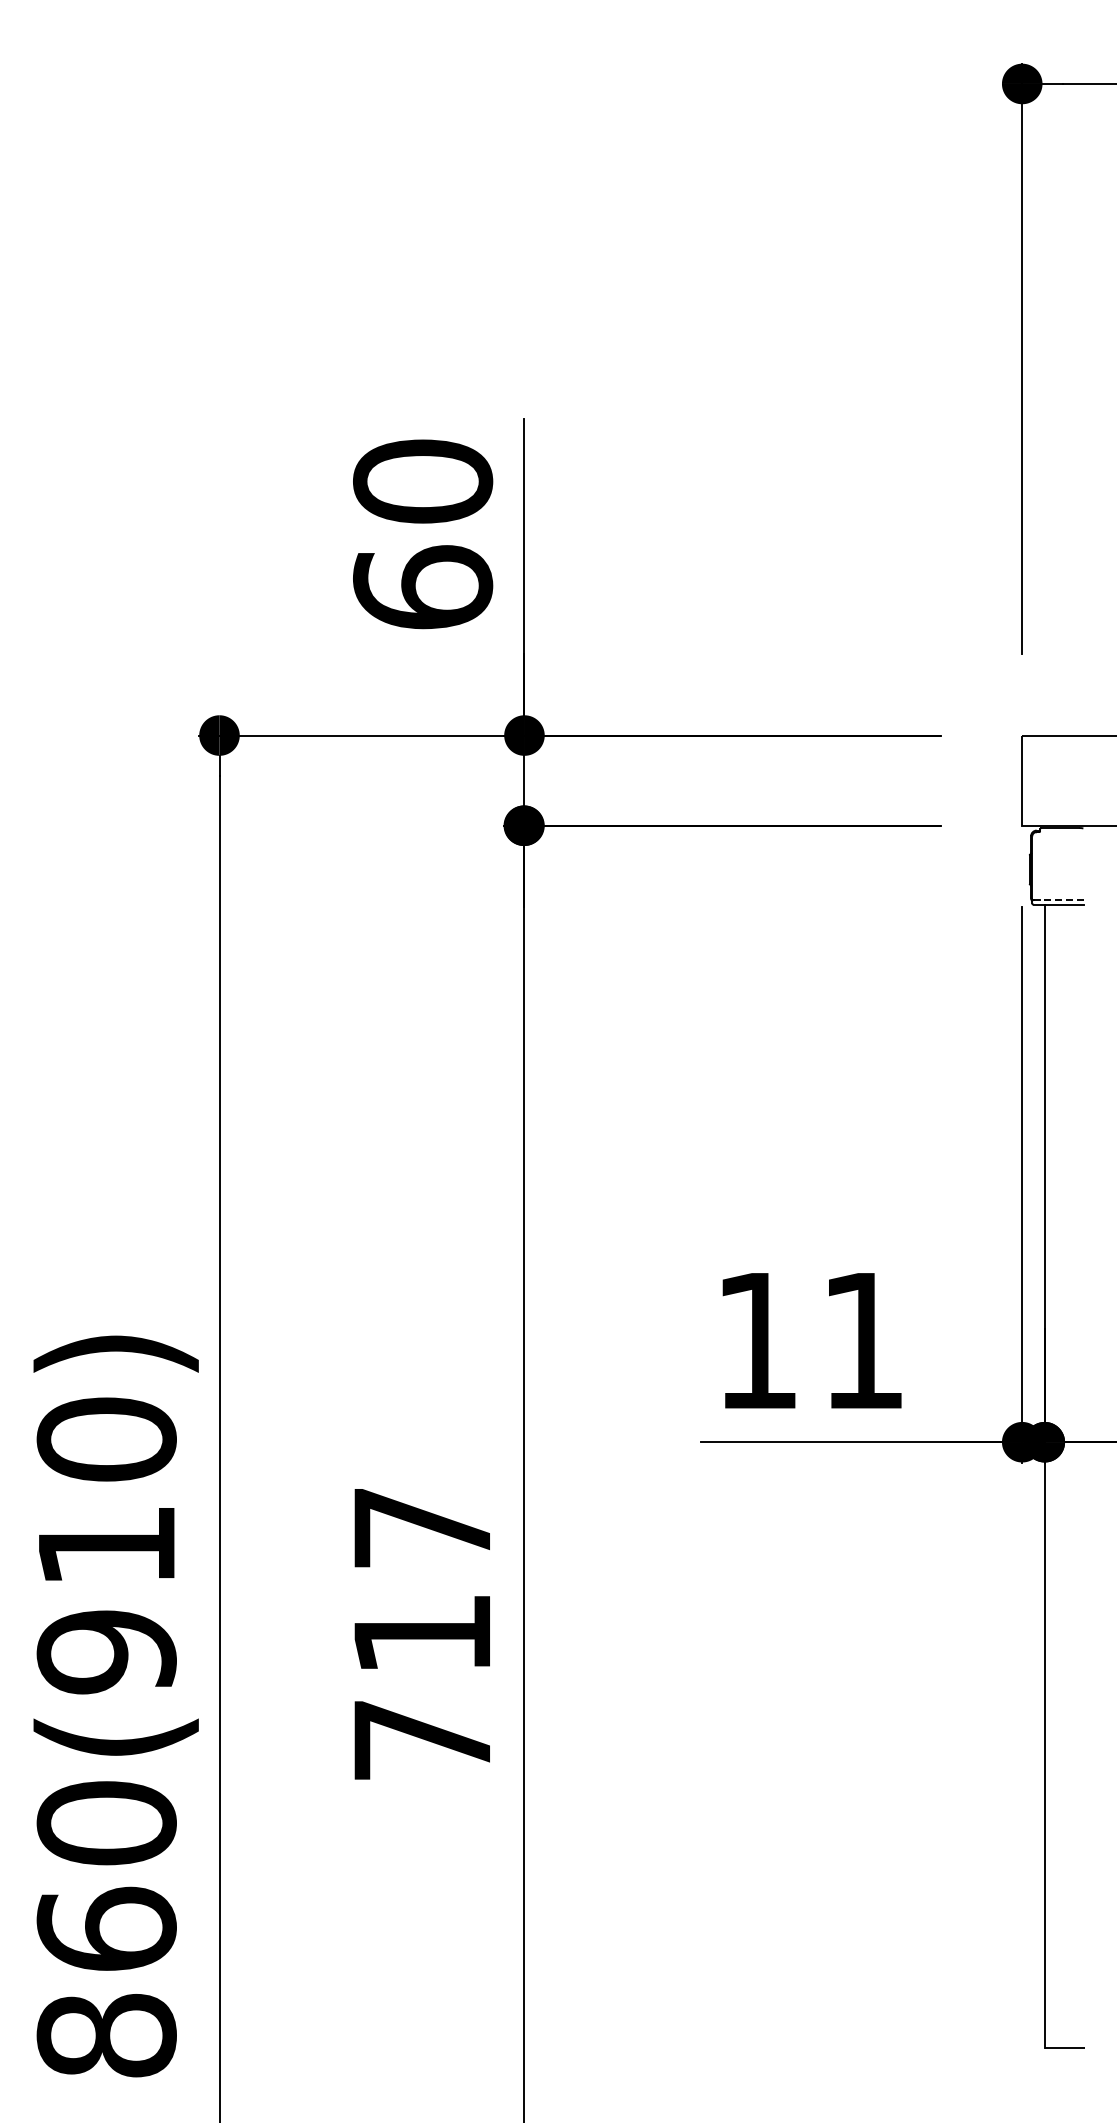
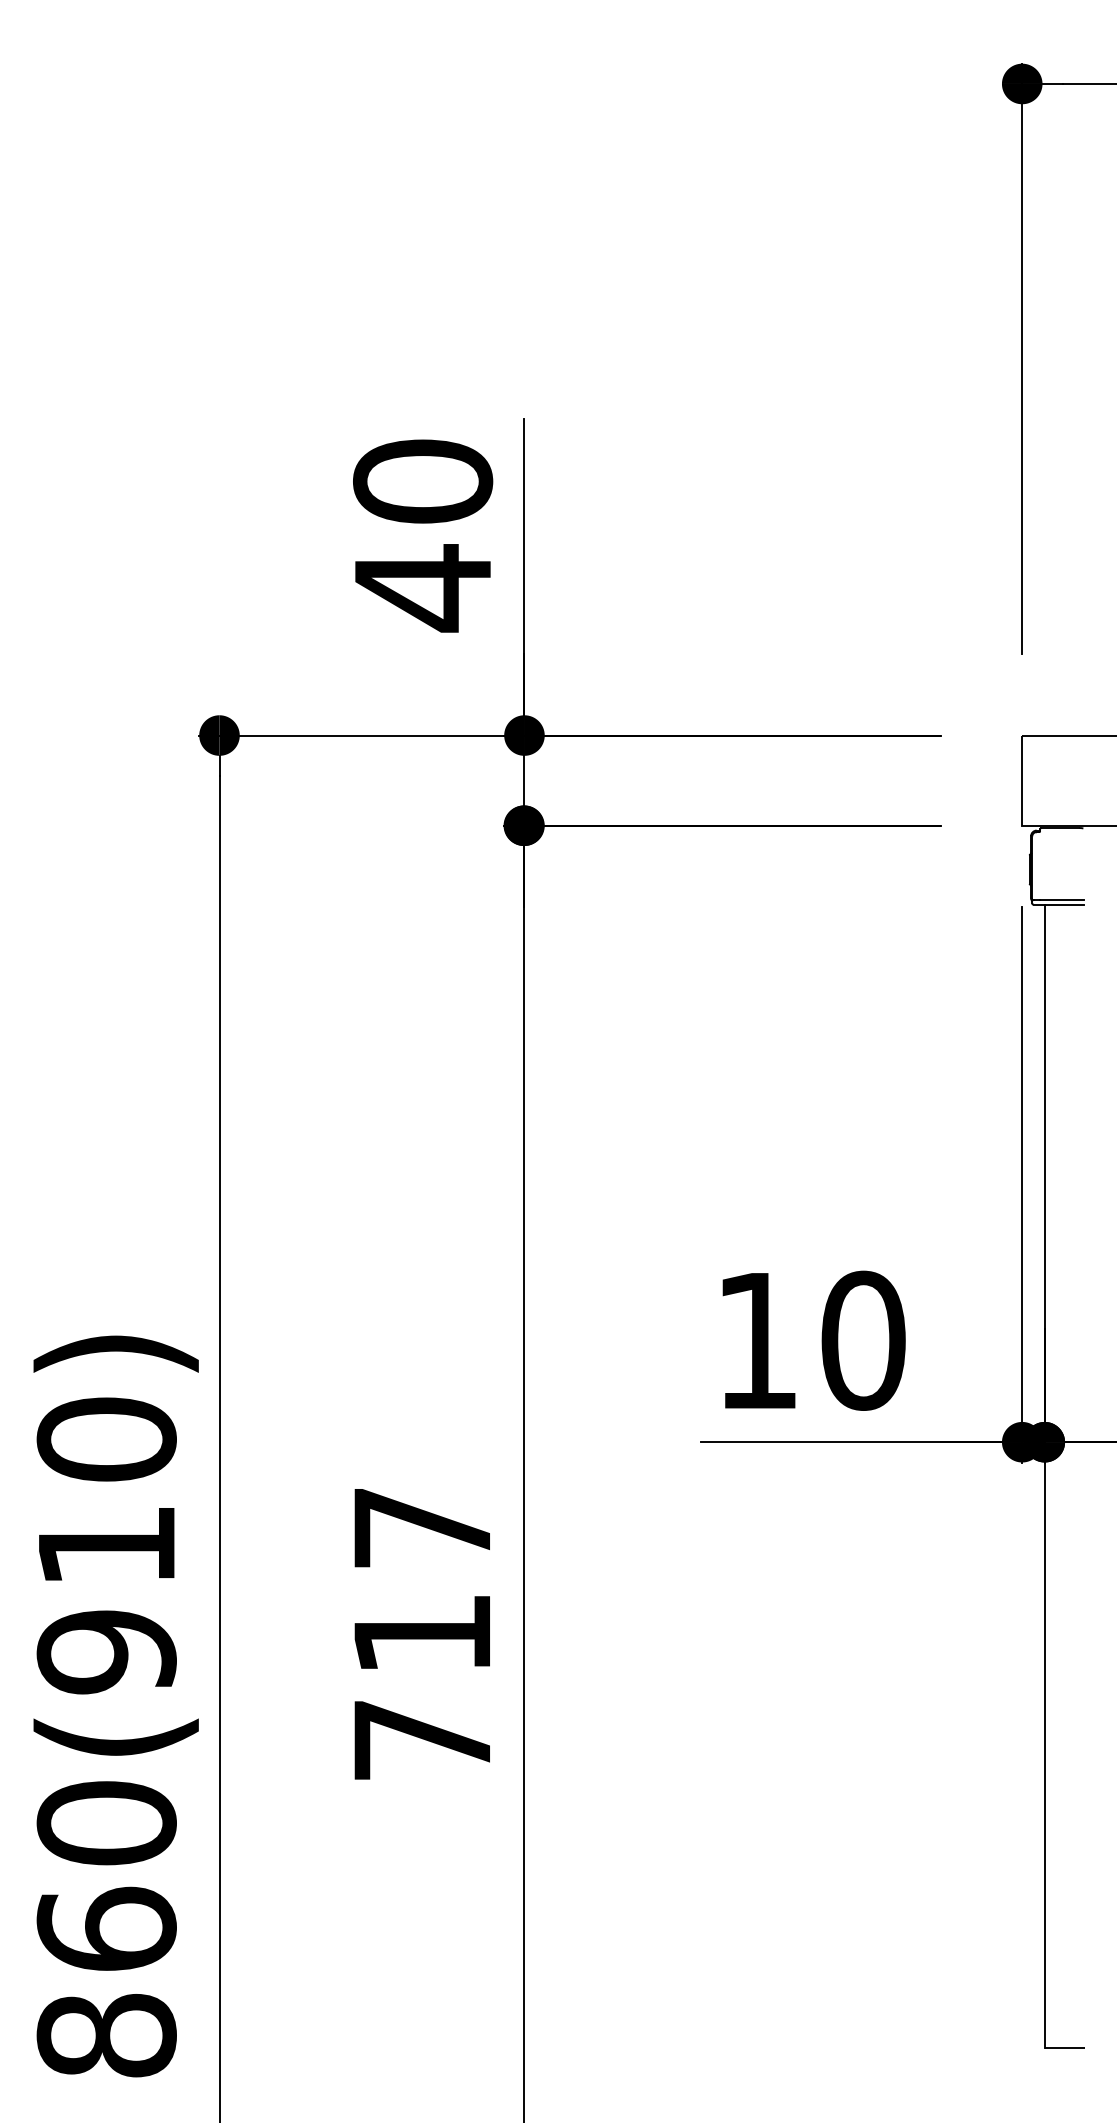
text: 60 -> 40 (423, 588)
line: dashed -> solid (1062, 900)
text: 11 -> 10 (863, 1340)
